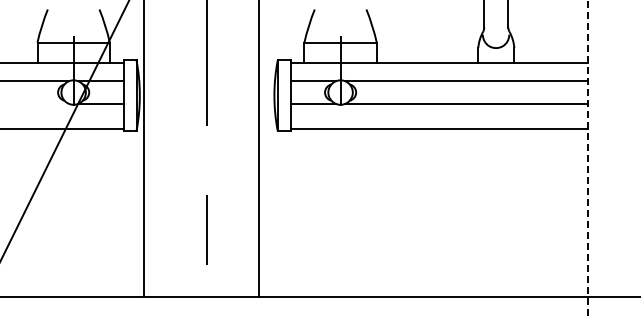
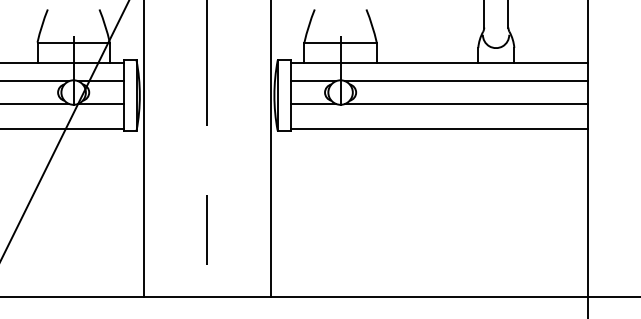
line: none -> present (35, 104)
line position: (258, 149) -> (270, 149) (270, 149)
line: dashed -> solid (588, 159)
